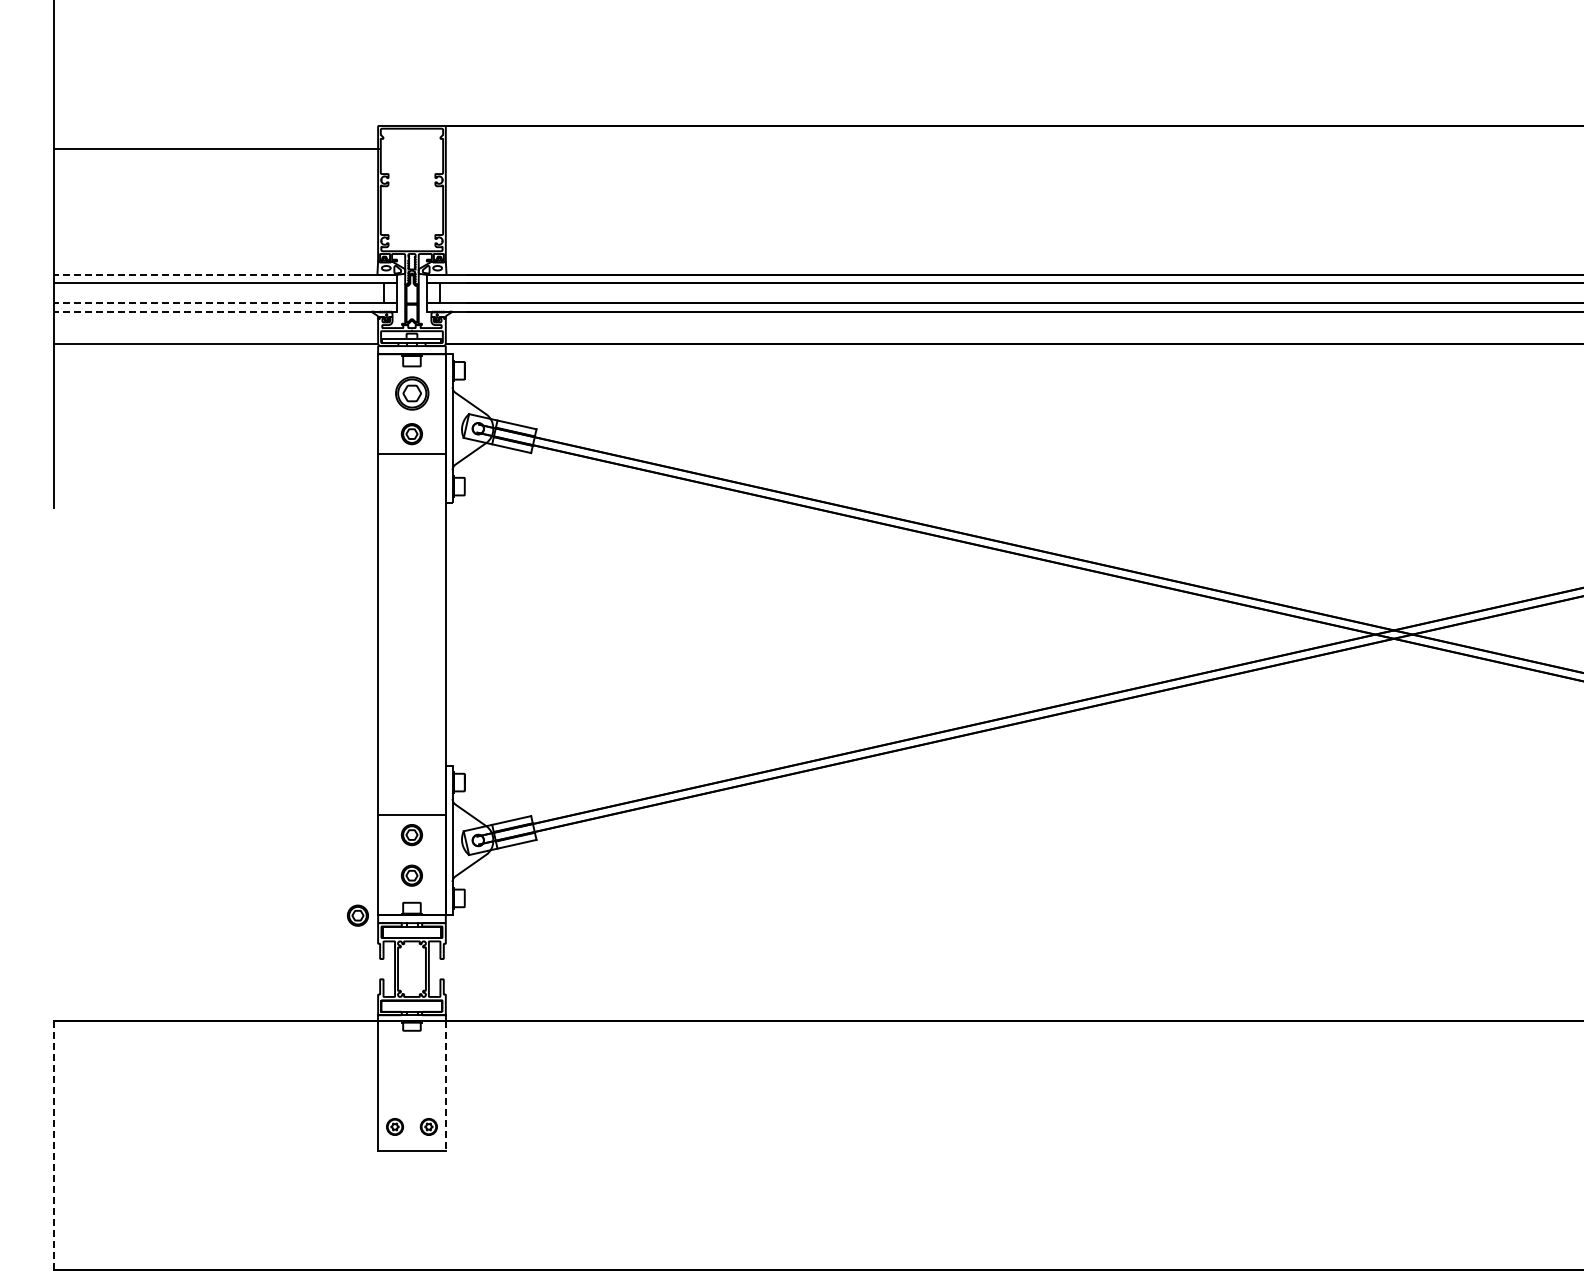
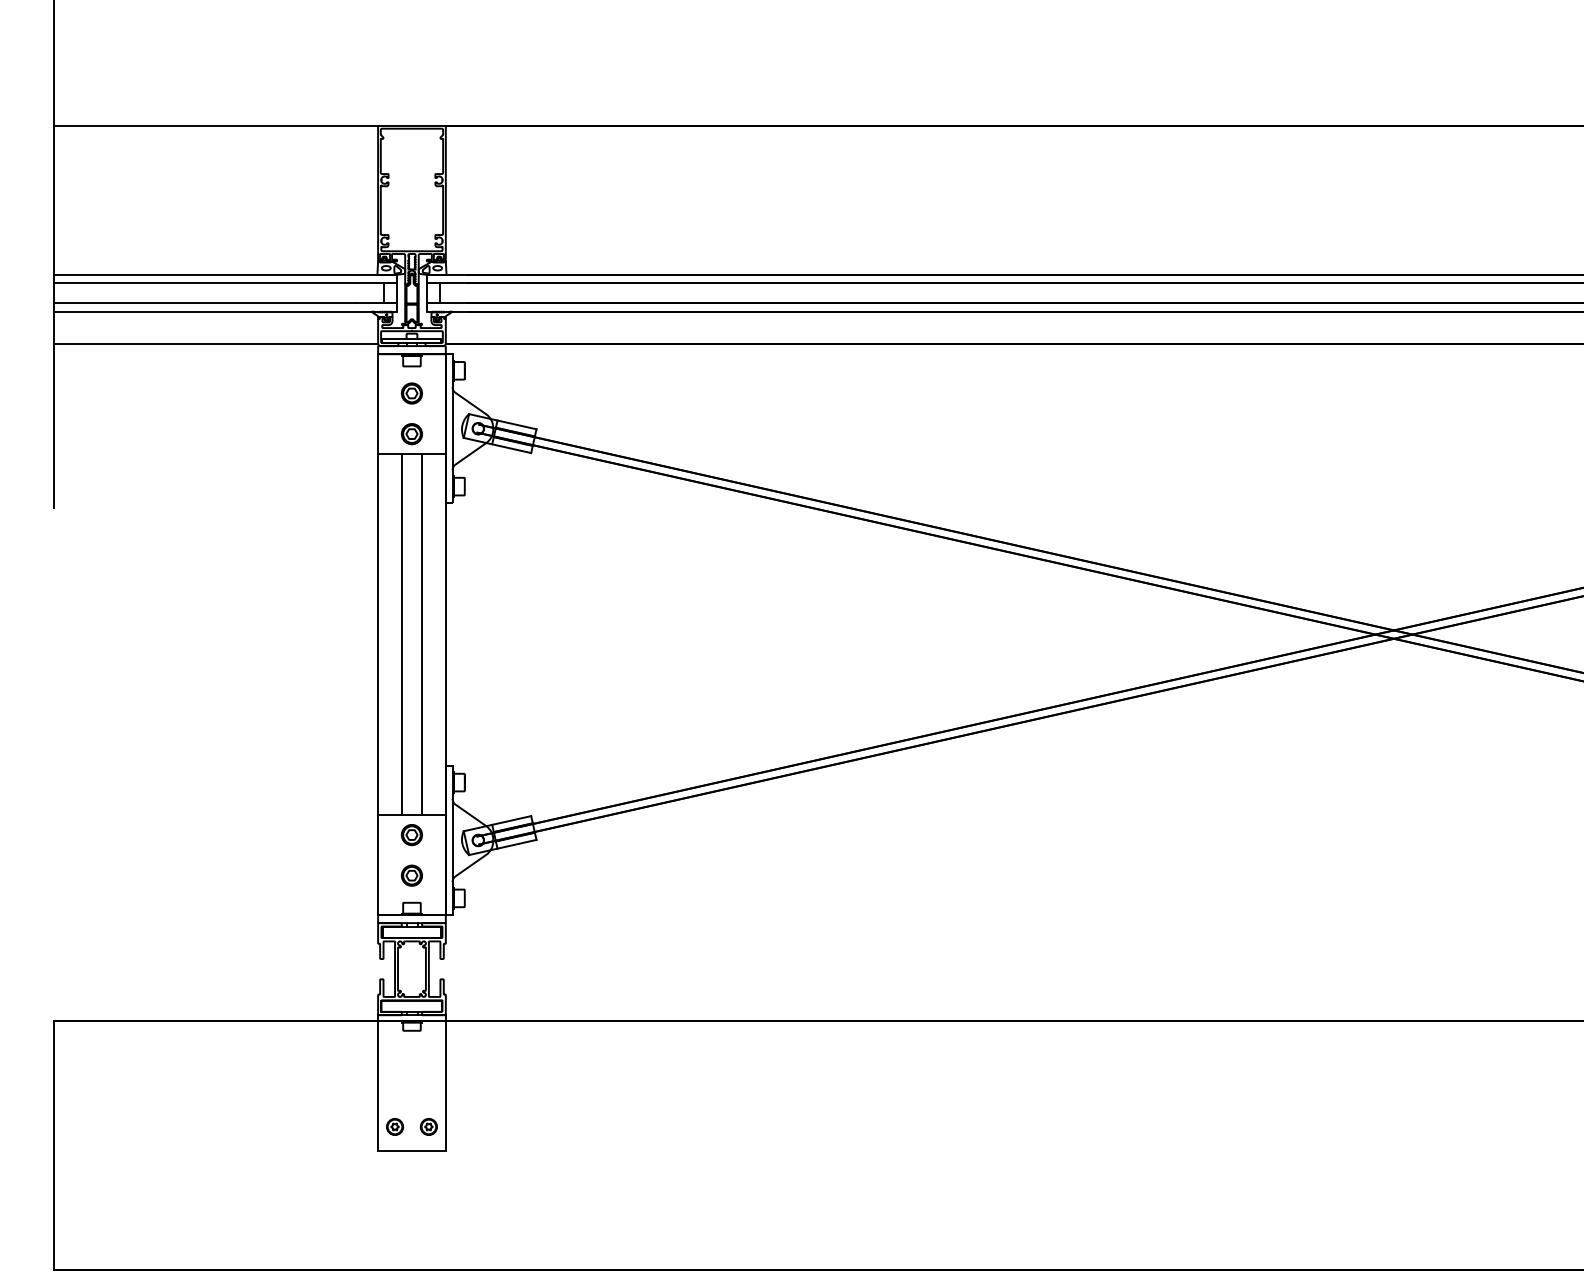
line position: (215, 148) -> (215, 125) (215, 125)
line: dashed -> solid (204, 274)
line: dashed -> solid (204, 303)
line: dashed -> solid (204, 311)
part size: 35x35 px -> 23x23 px (411, 393)
line: none -> present (401, 634)
line: none -> present (422, 634)
part: present -> none (357, 915)
line: dashed -> solid (445, 1086)
line: dashed -> solid (53, 1145)
